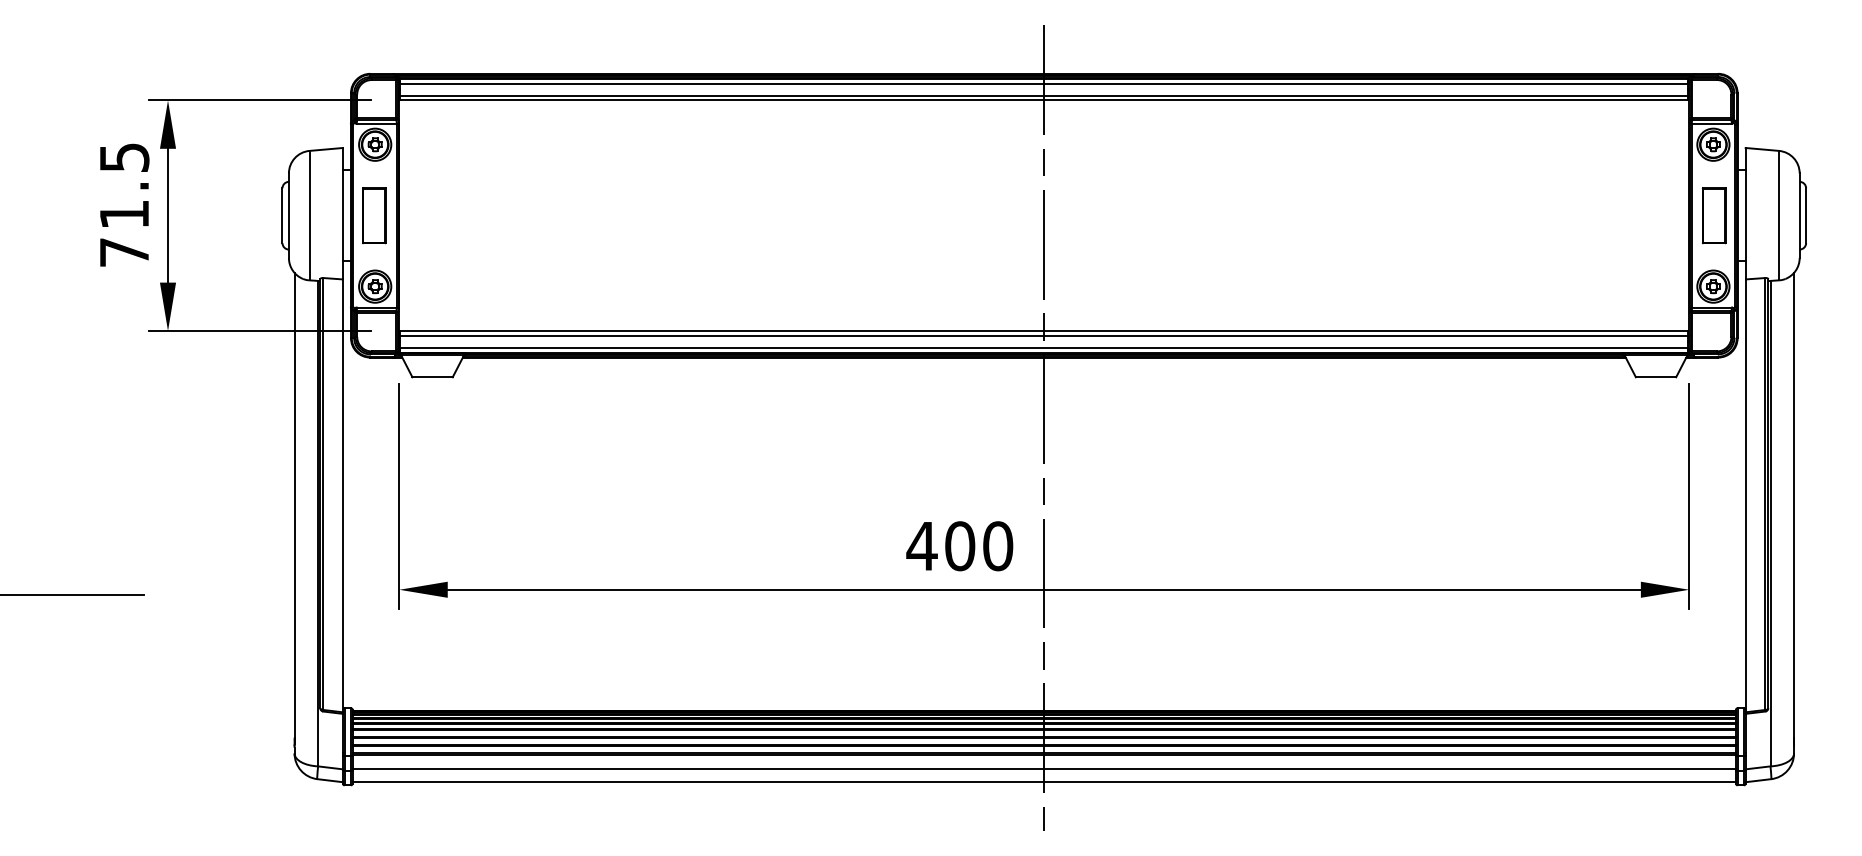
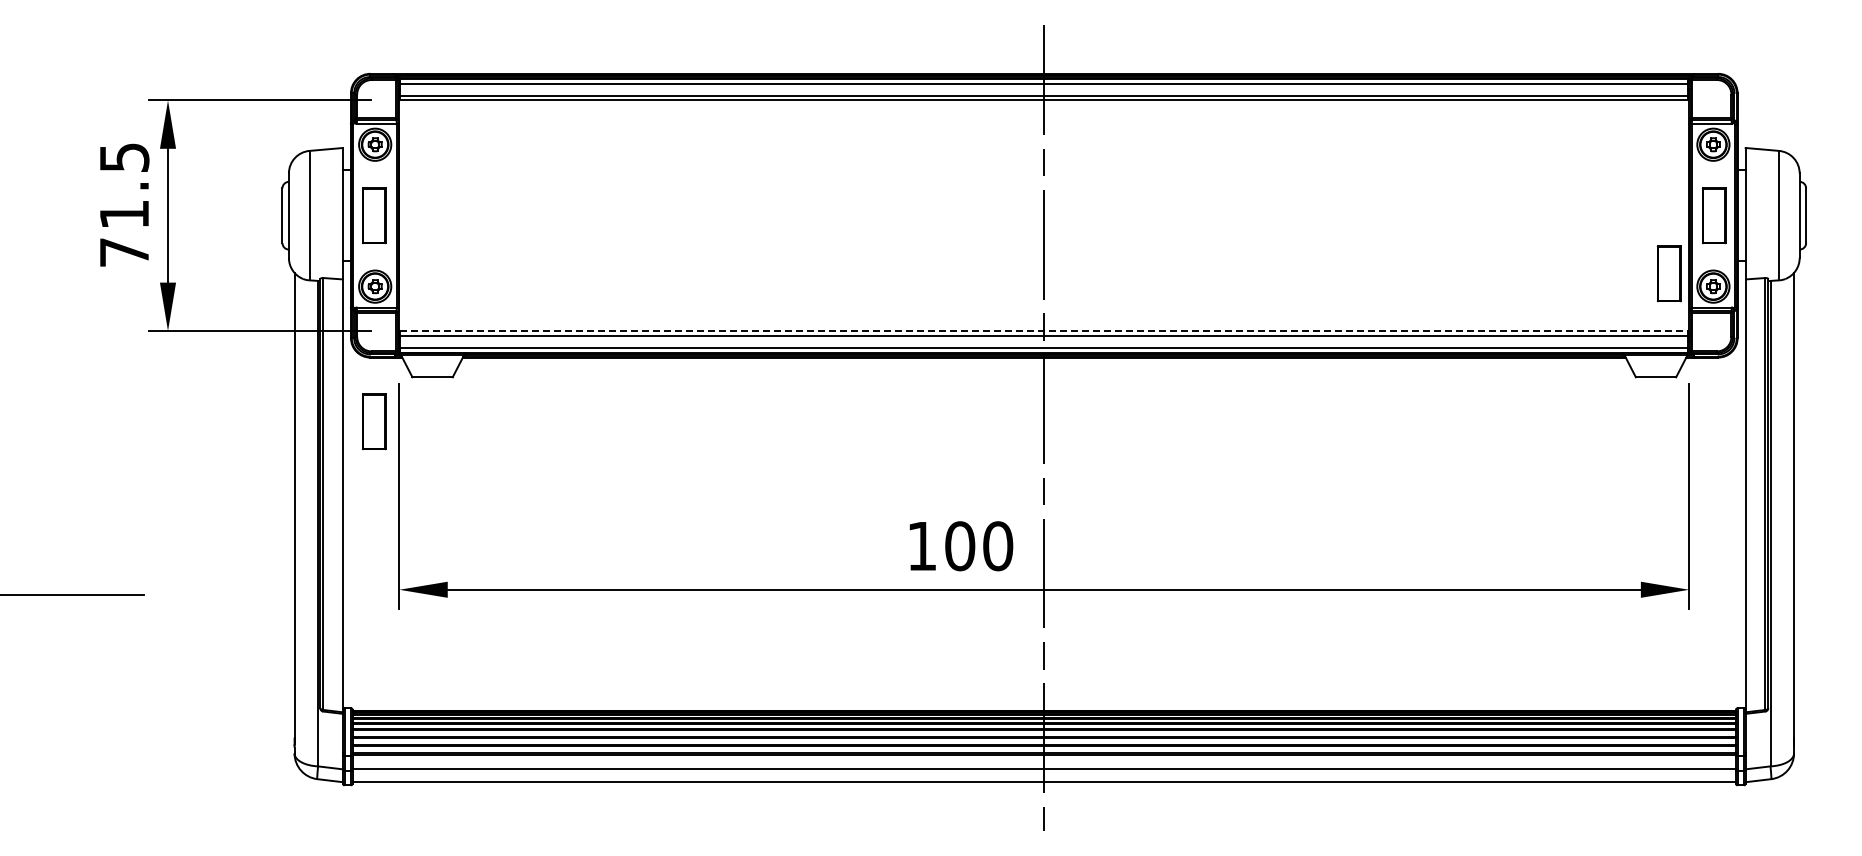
part: none -> present (1668, 273)
line: solid -> dashed (1044, 331)
part: none -> present (374, 421)
text: 400 -> 100 (921, 546)
